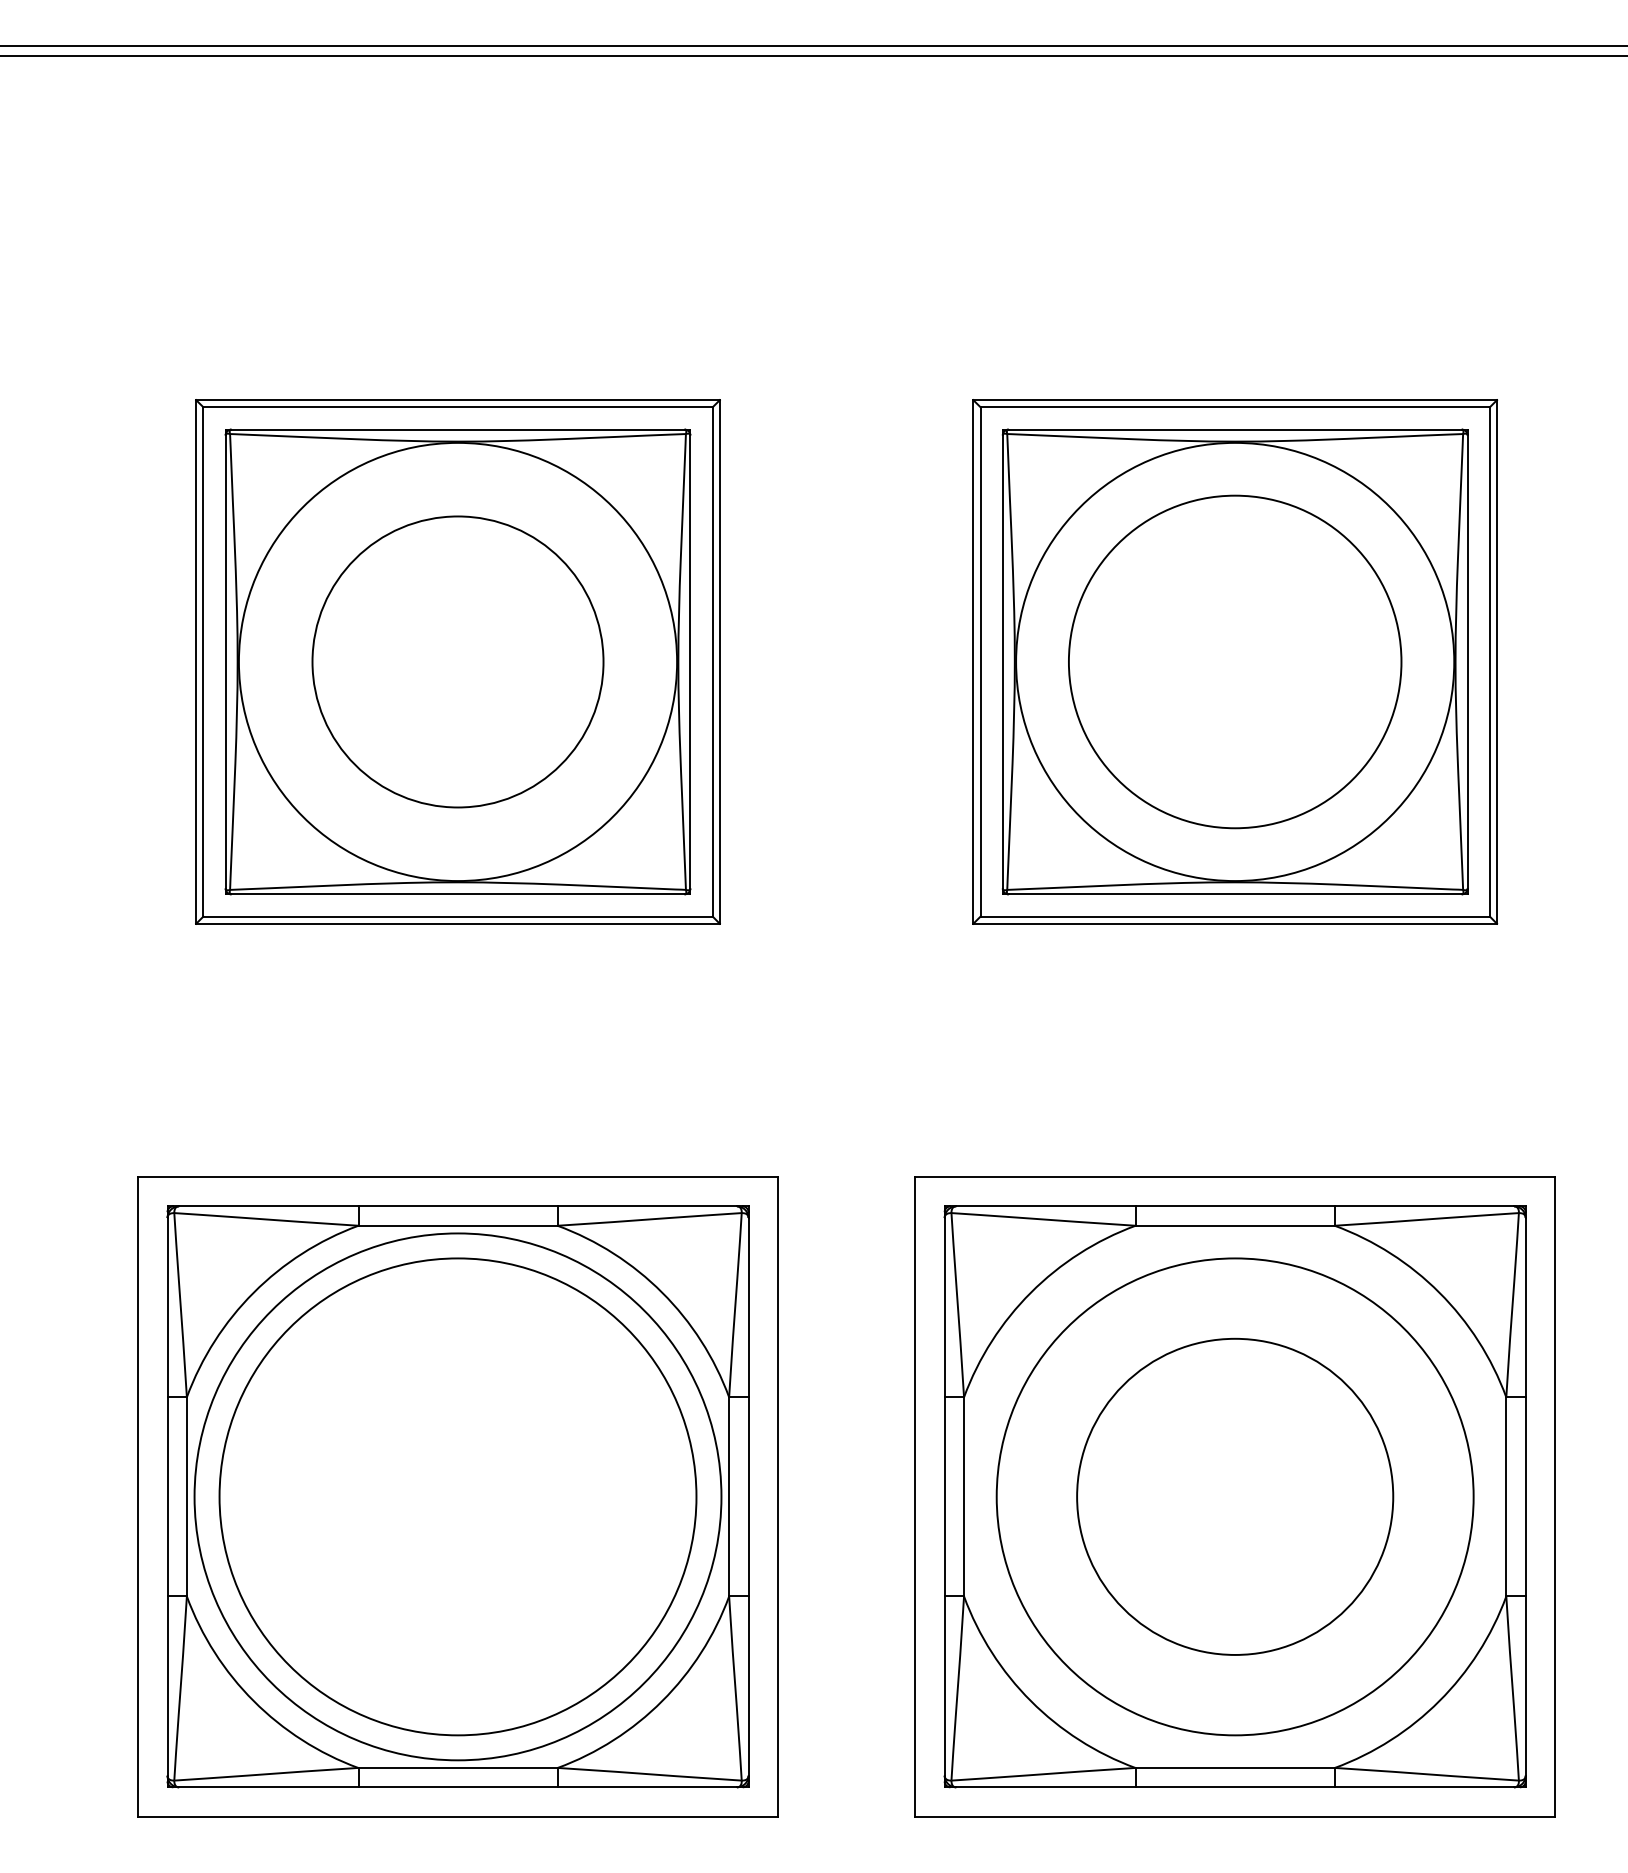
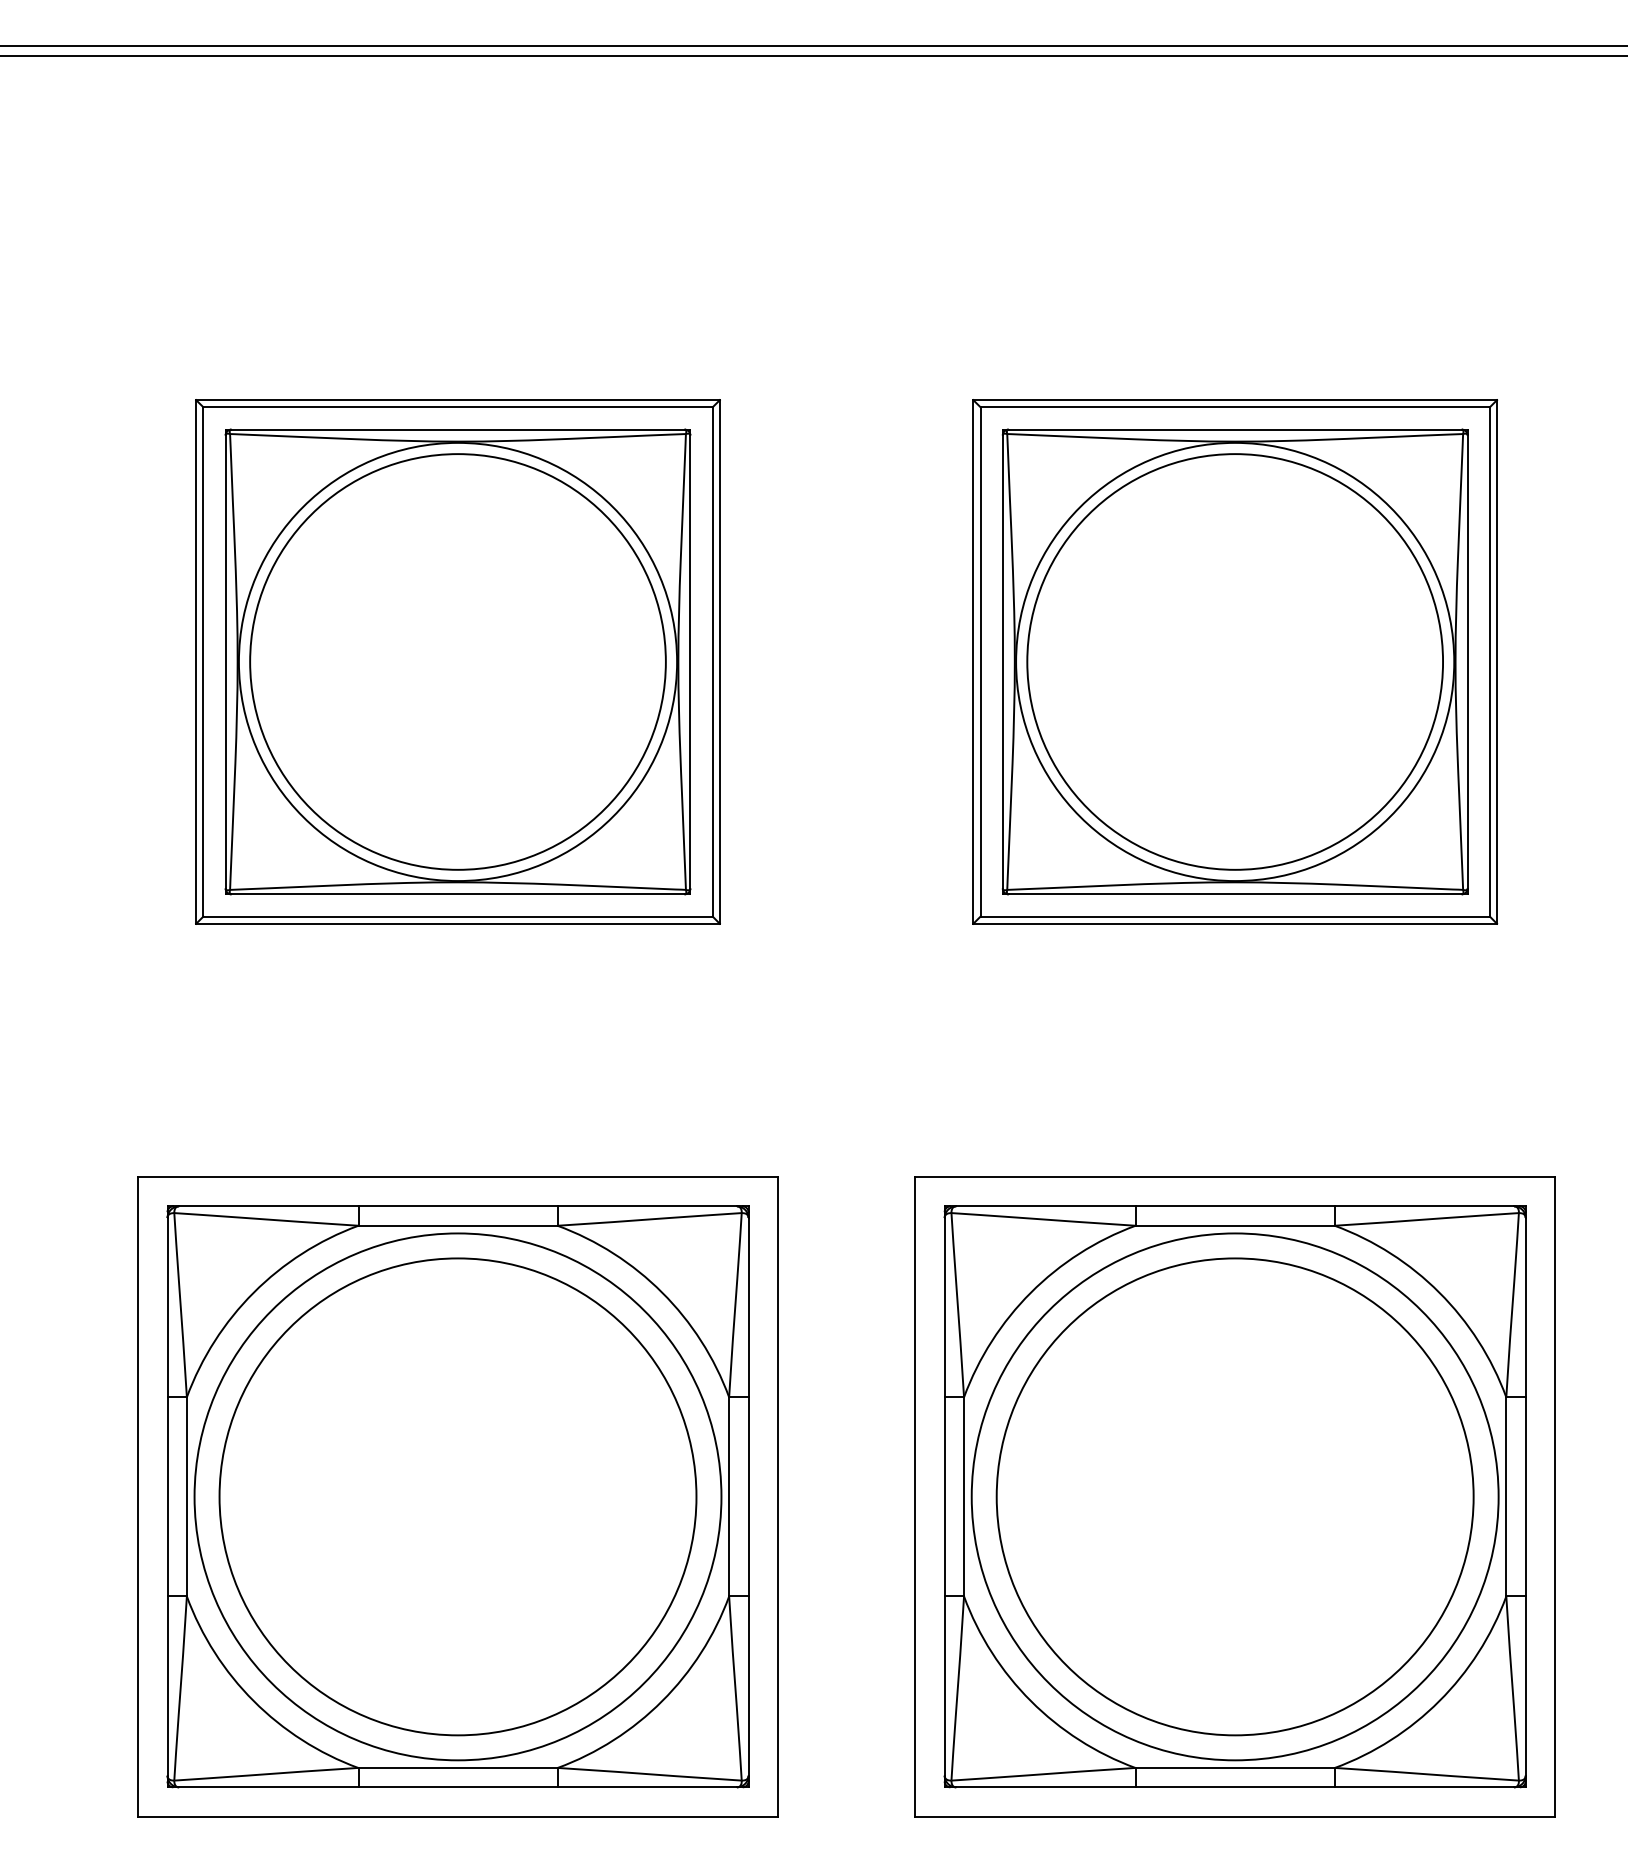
circle diameter: 291 px -> 416 px (457, 661)
circle diameter: 333 px -> 416 px (1235, 661)
circle diameter: 316 px -> 527 px (1234, 1496)
